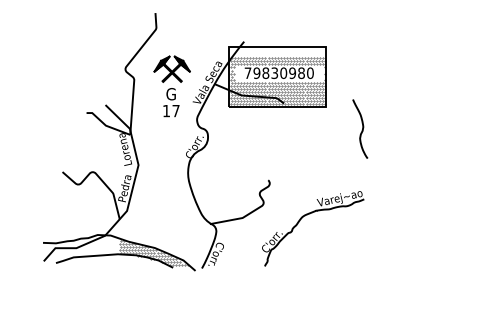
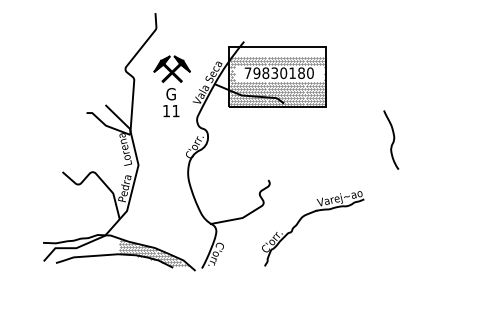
text: 79830980 -> 79830180 (292, 72)
text: 17 -> 11 (175, 111)
curve position: (362, 128) -> (393, 139) (393, 139)
